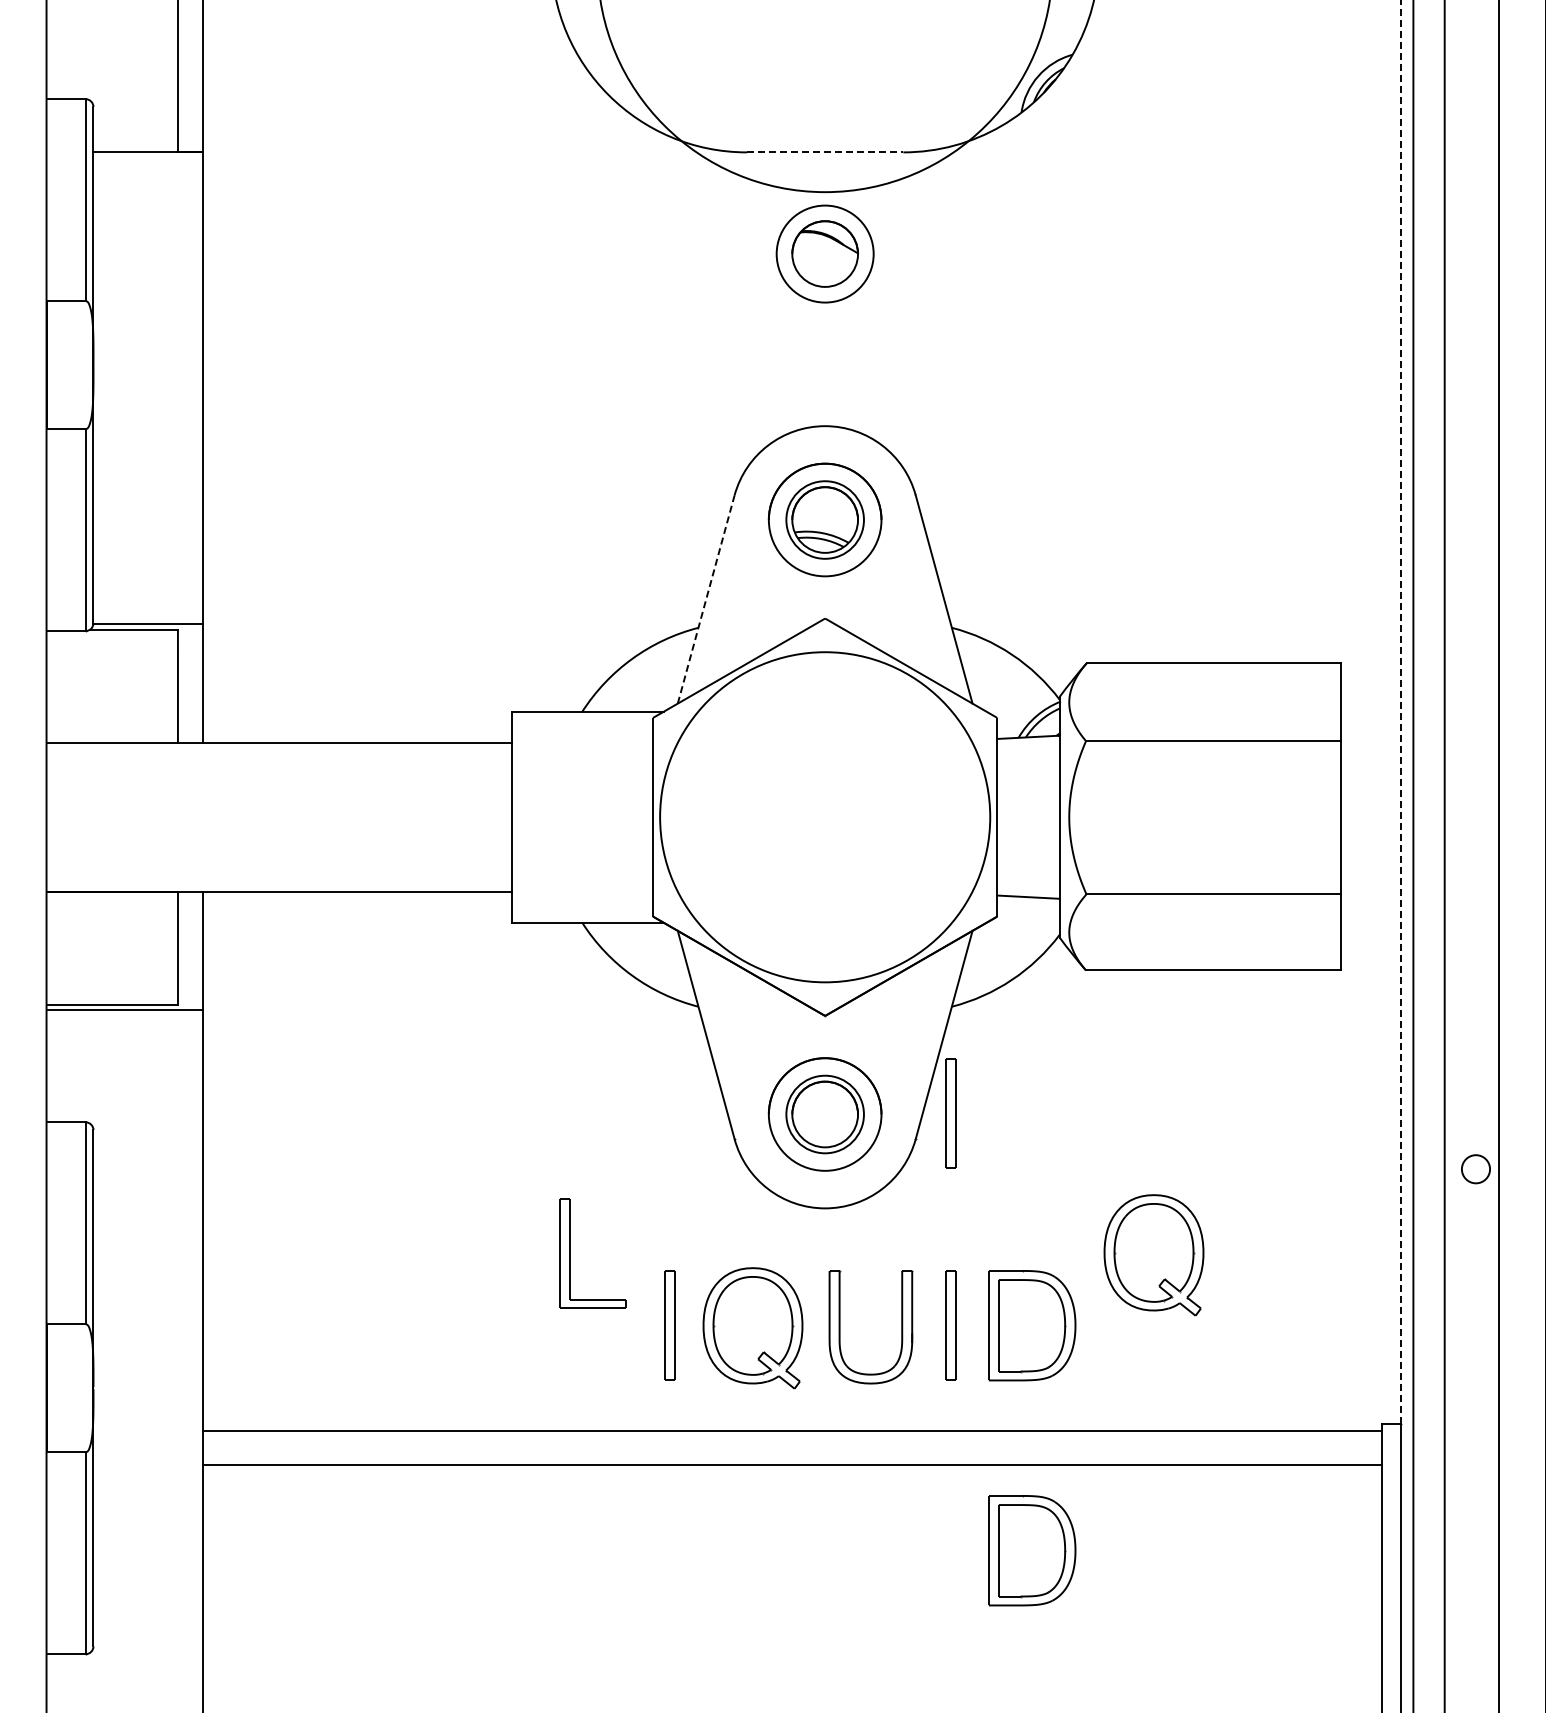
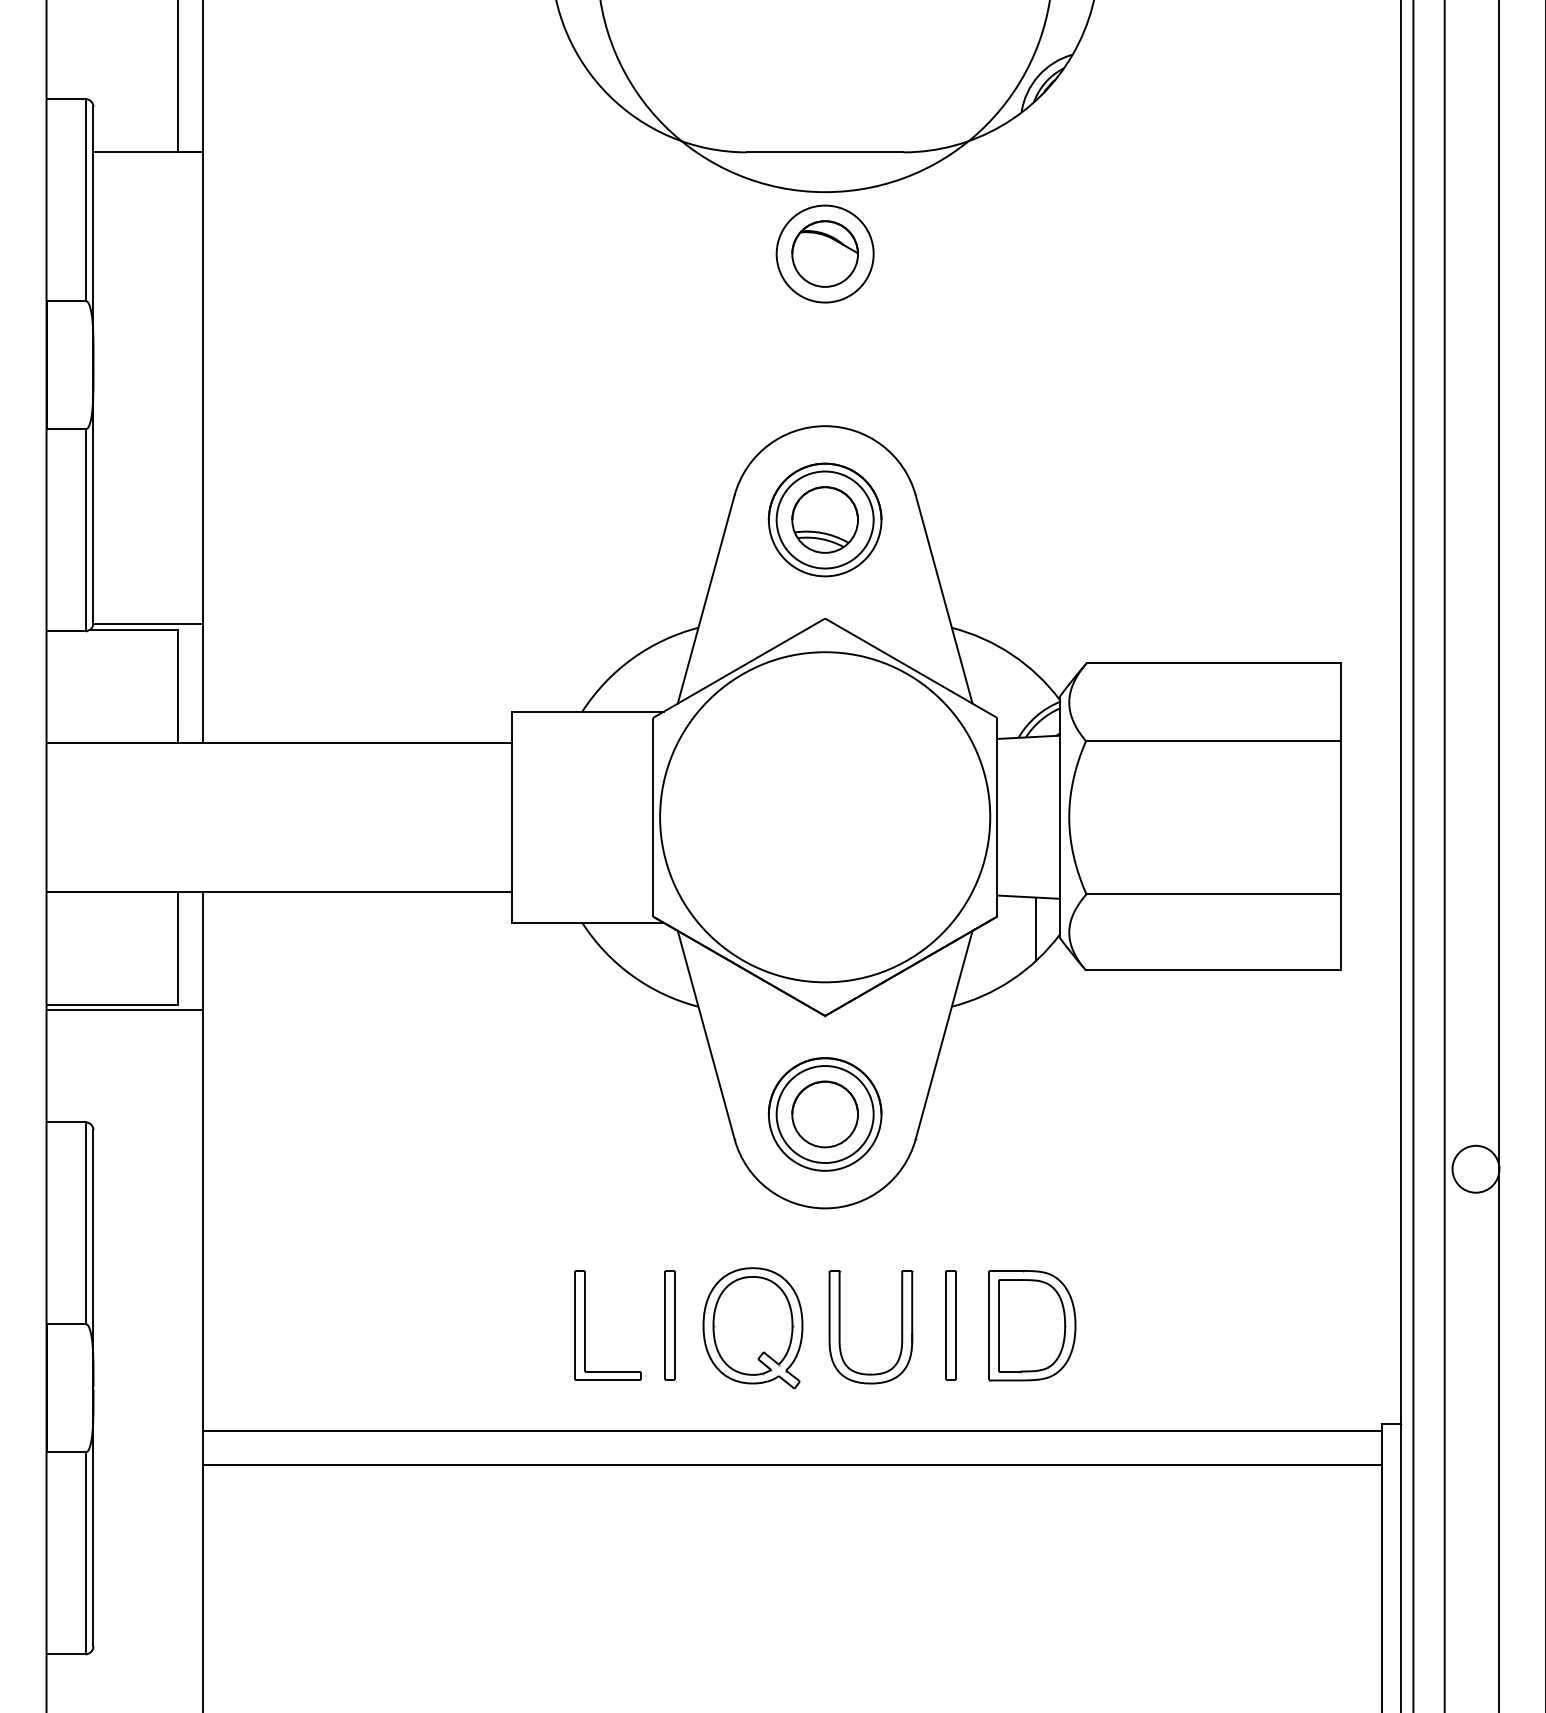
line: dashed -> solid (825, 152)
circle diameter: 78 px -> 97 px (824, 519)
line: dashed -> solid (706, 599)
line: dashed -> solid (1400, 711)
line: none -> present (1036, 928)
part: present -> none (950, 1113)
circle diameter: 78 px -> 97 px (824, 1114)
circle diameter: 28 px -> 47 px (1475, 1168)
part position: (570, 1253) -> (585, 1325) (585, 1325)
part: present -> none (1153, 1255)
part: present -> none (1032, 1550)
